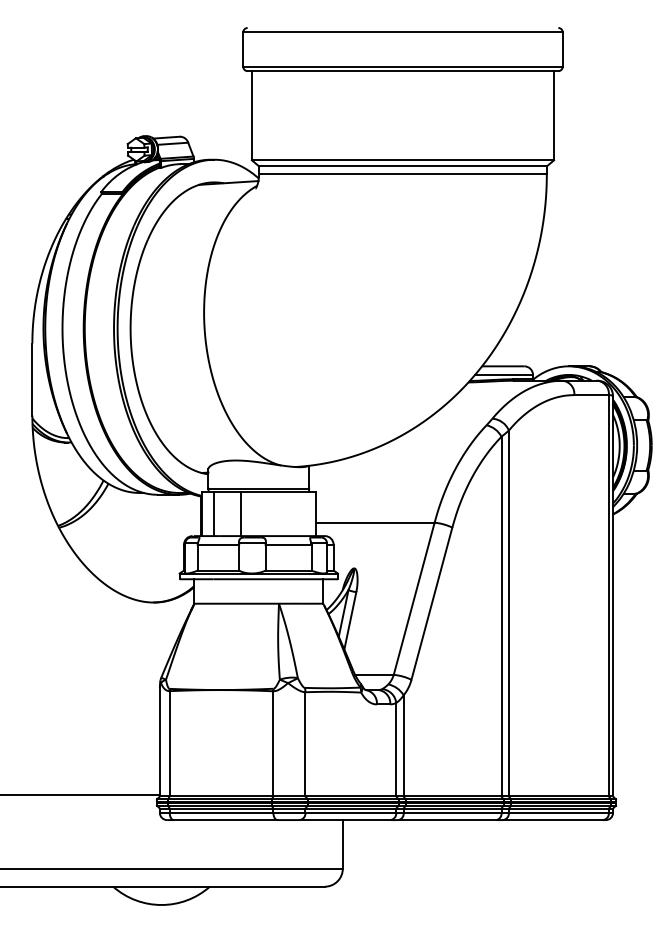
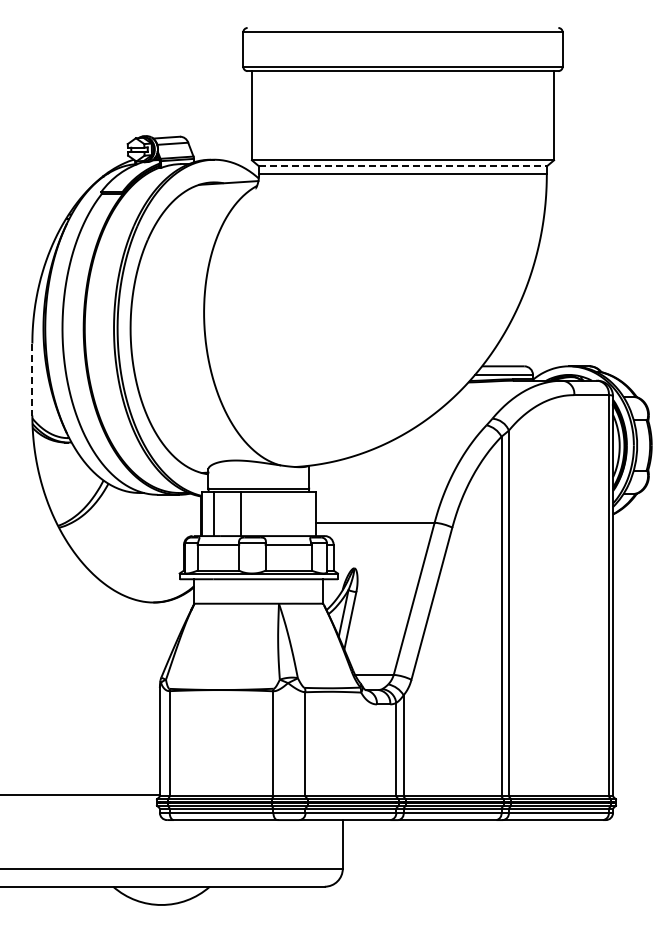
line: solid -> dashed (402, 166)
line: solid -> dashed (32, 379)
